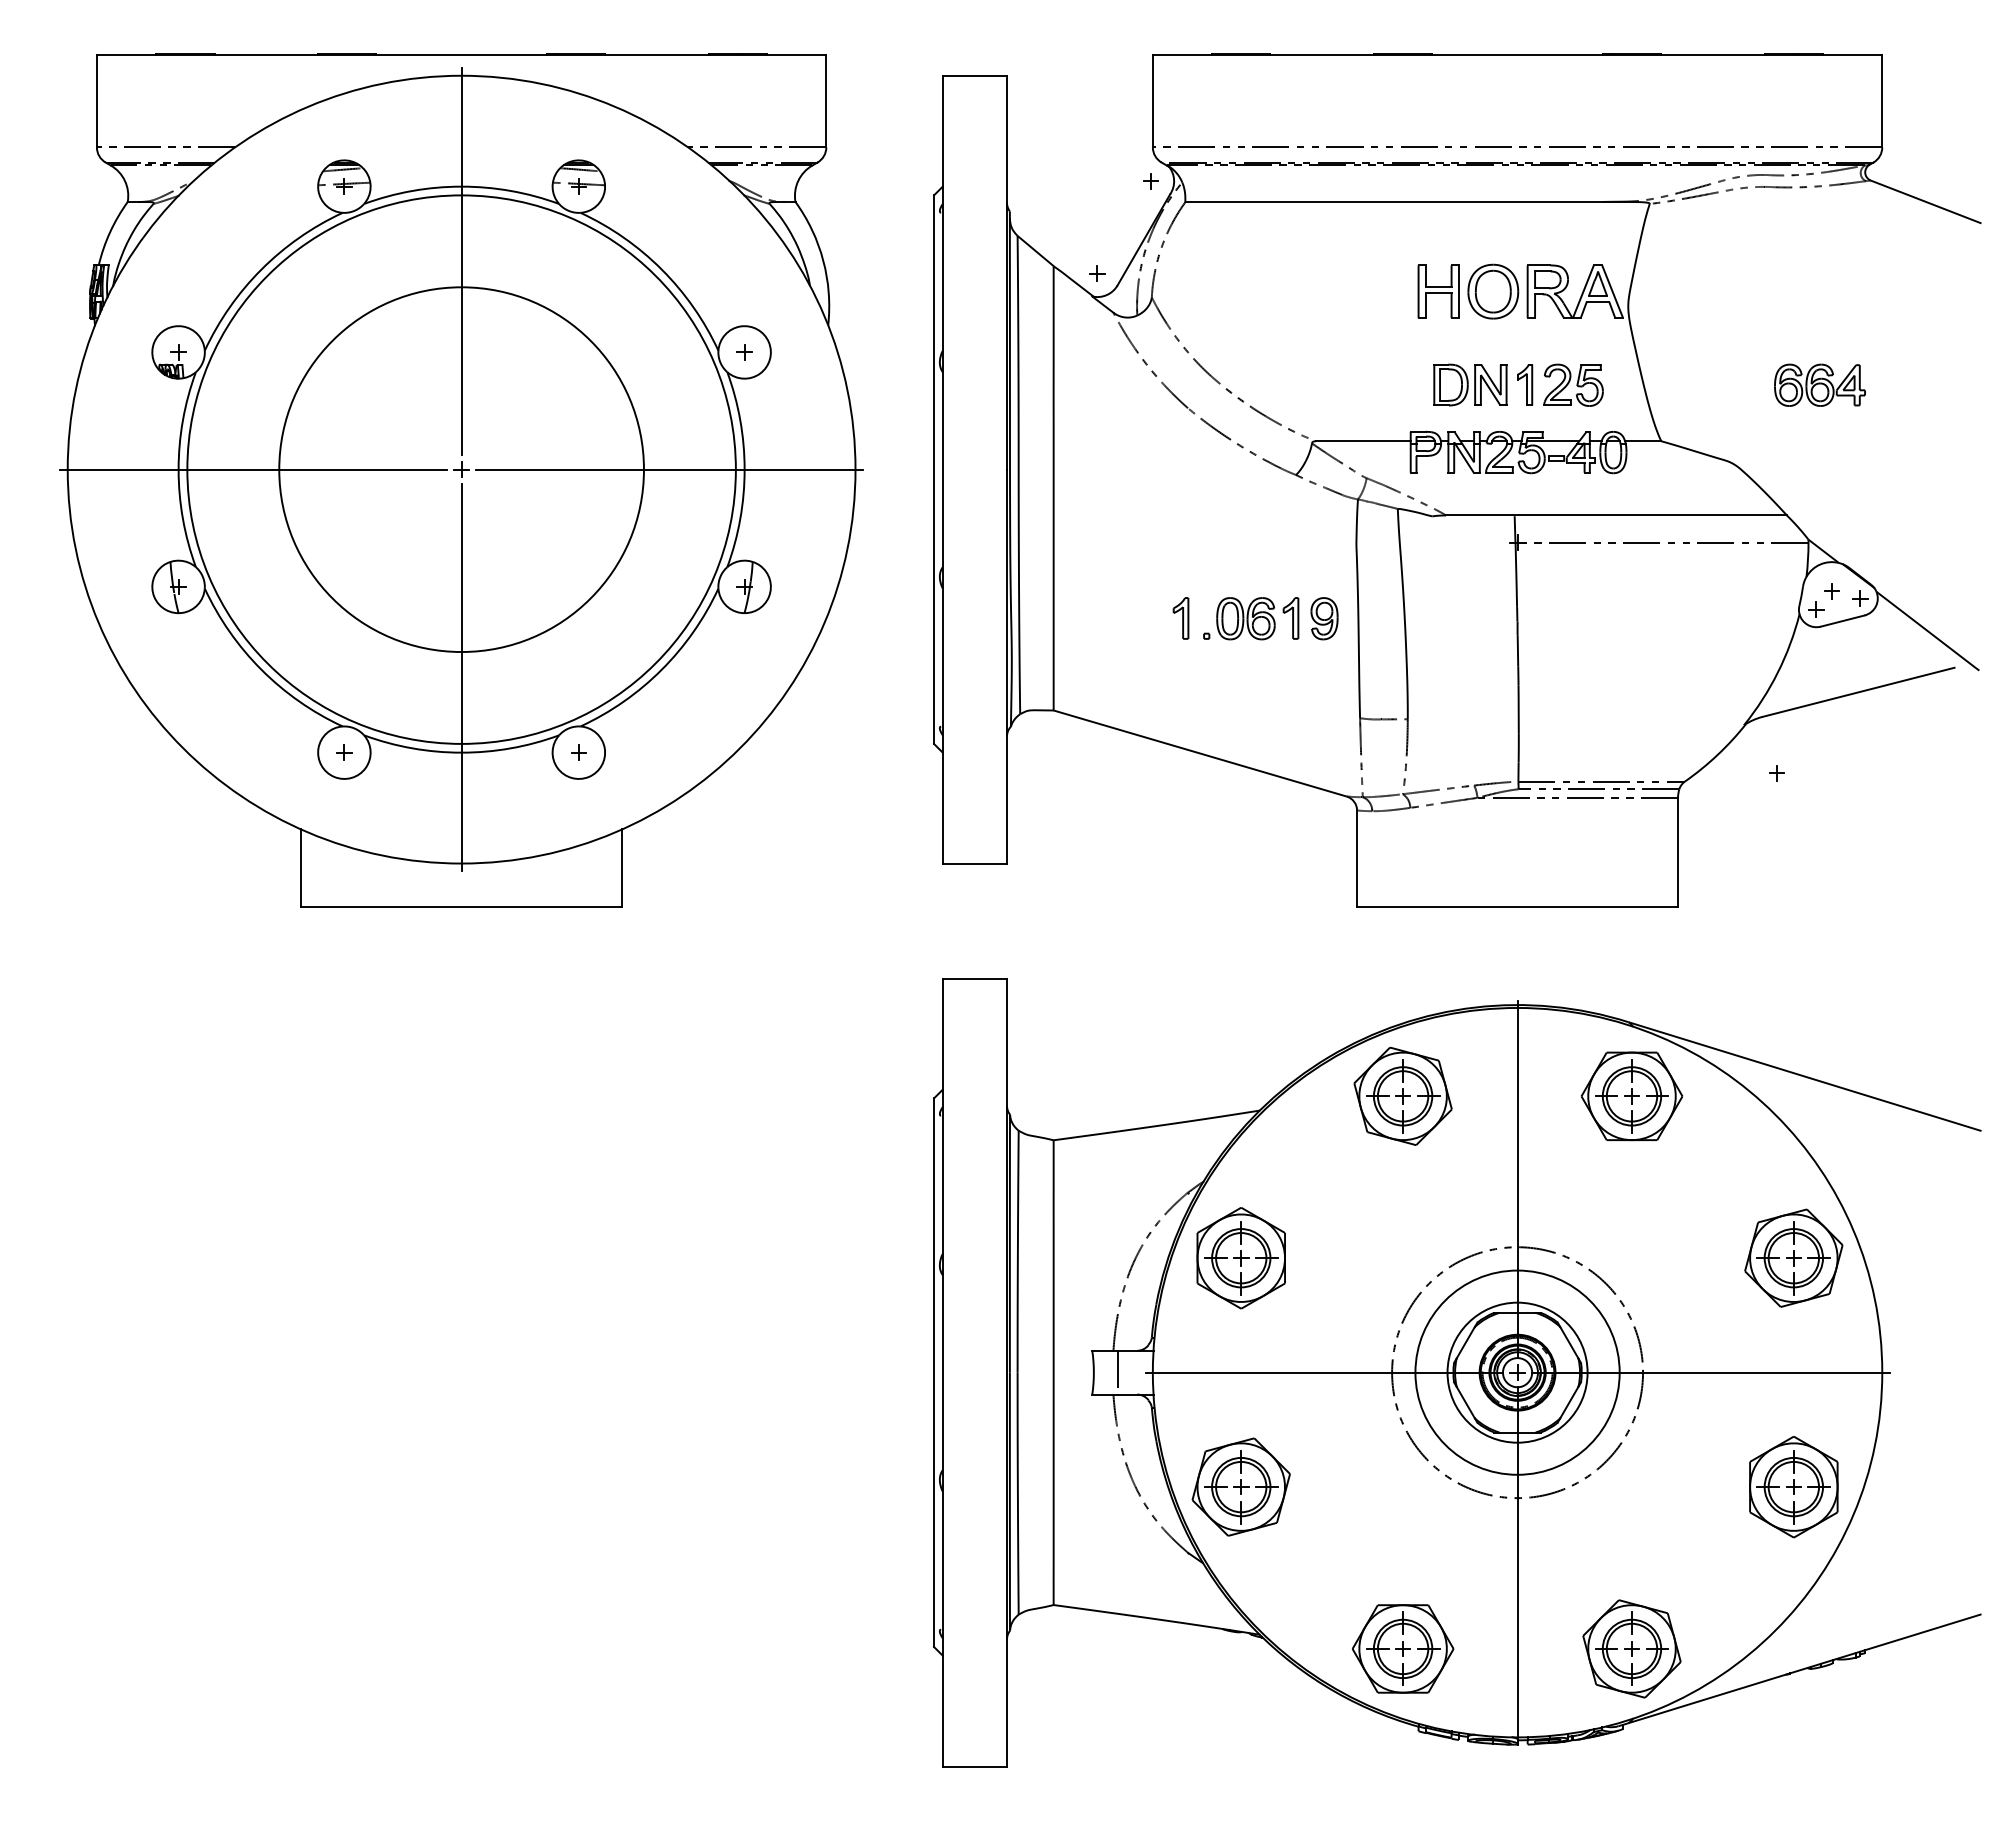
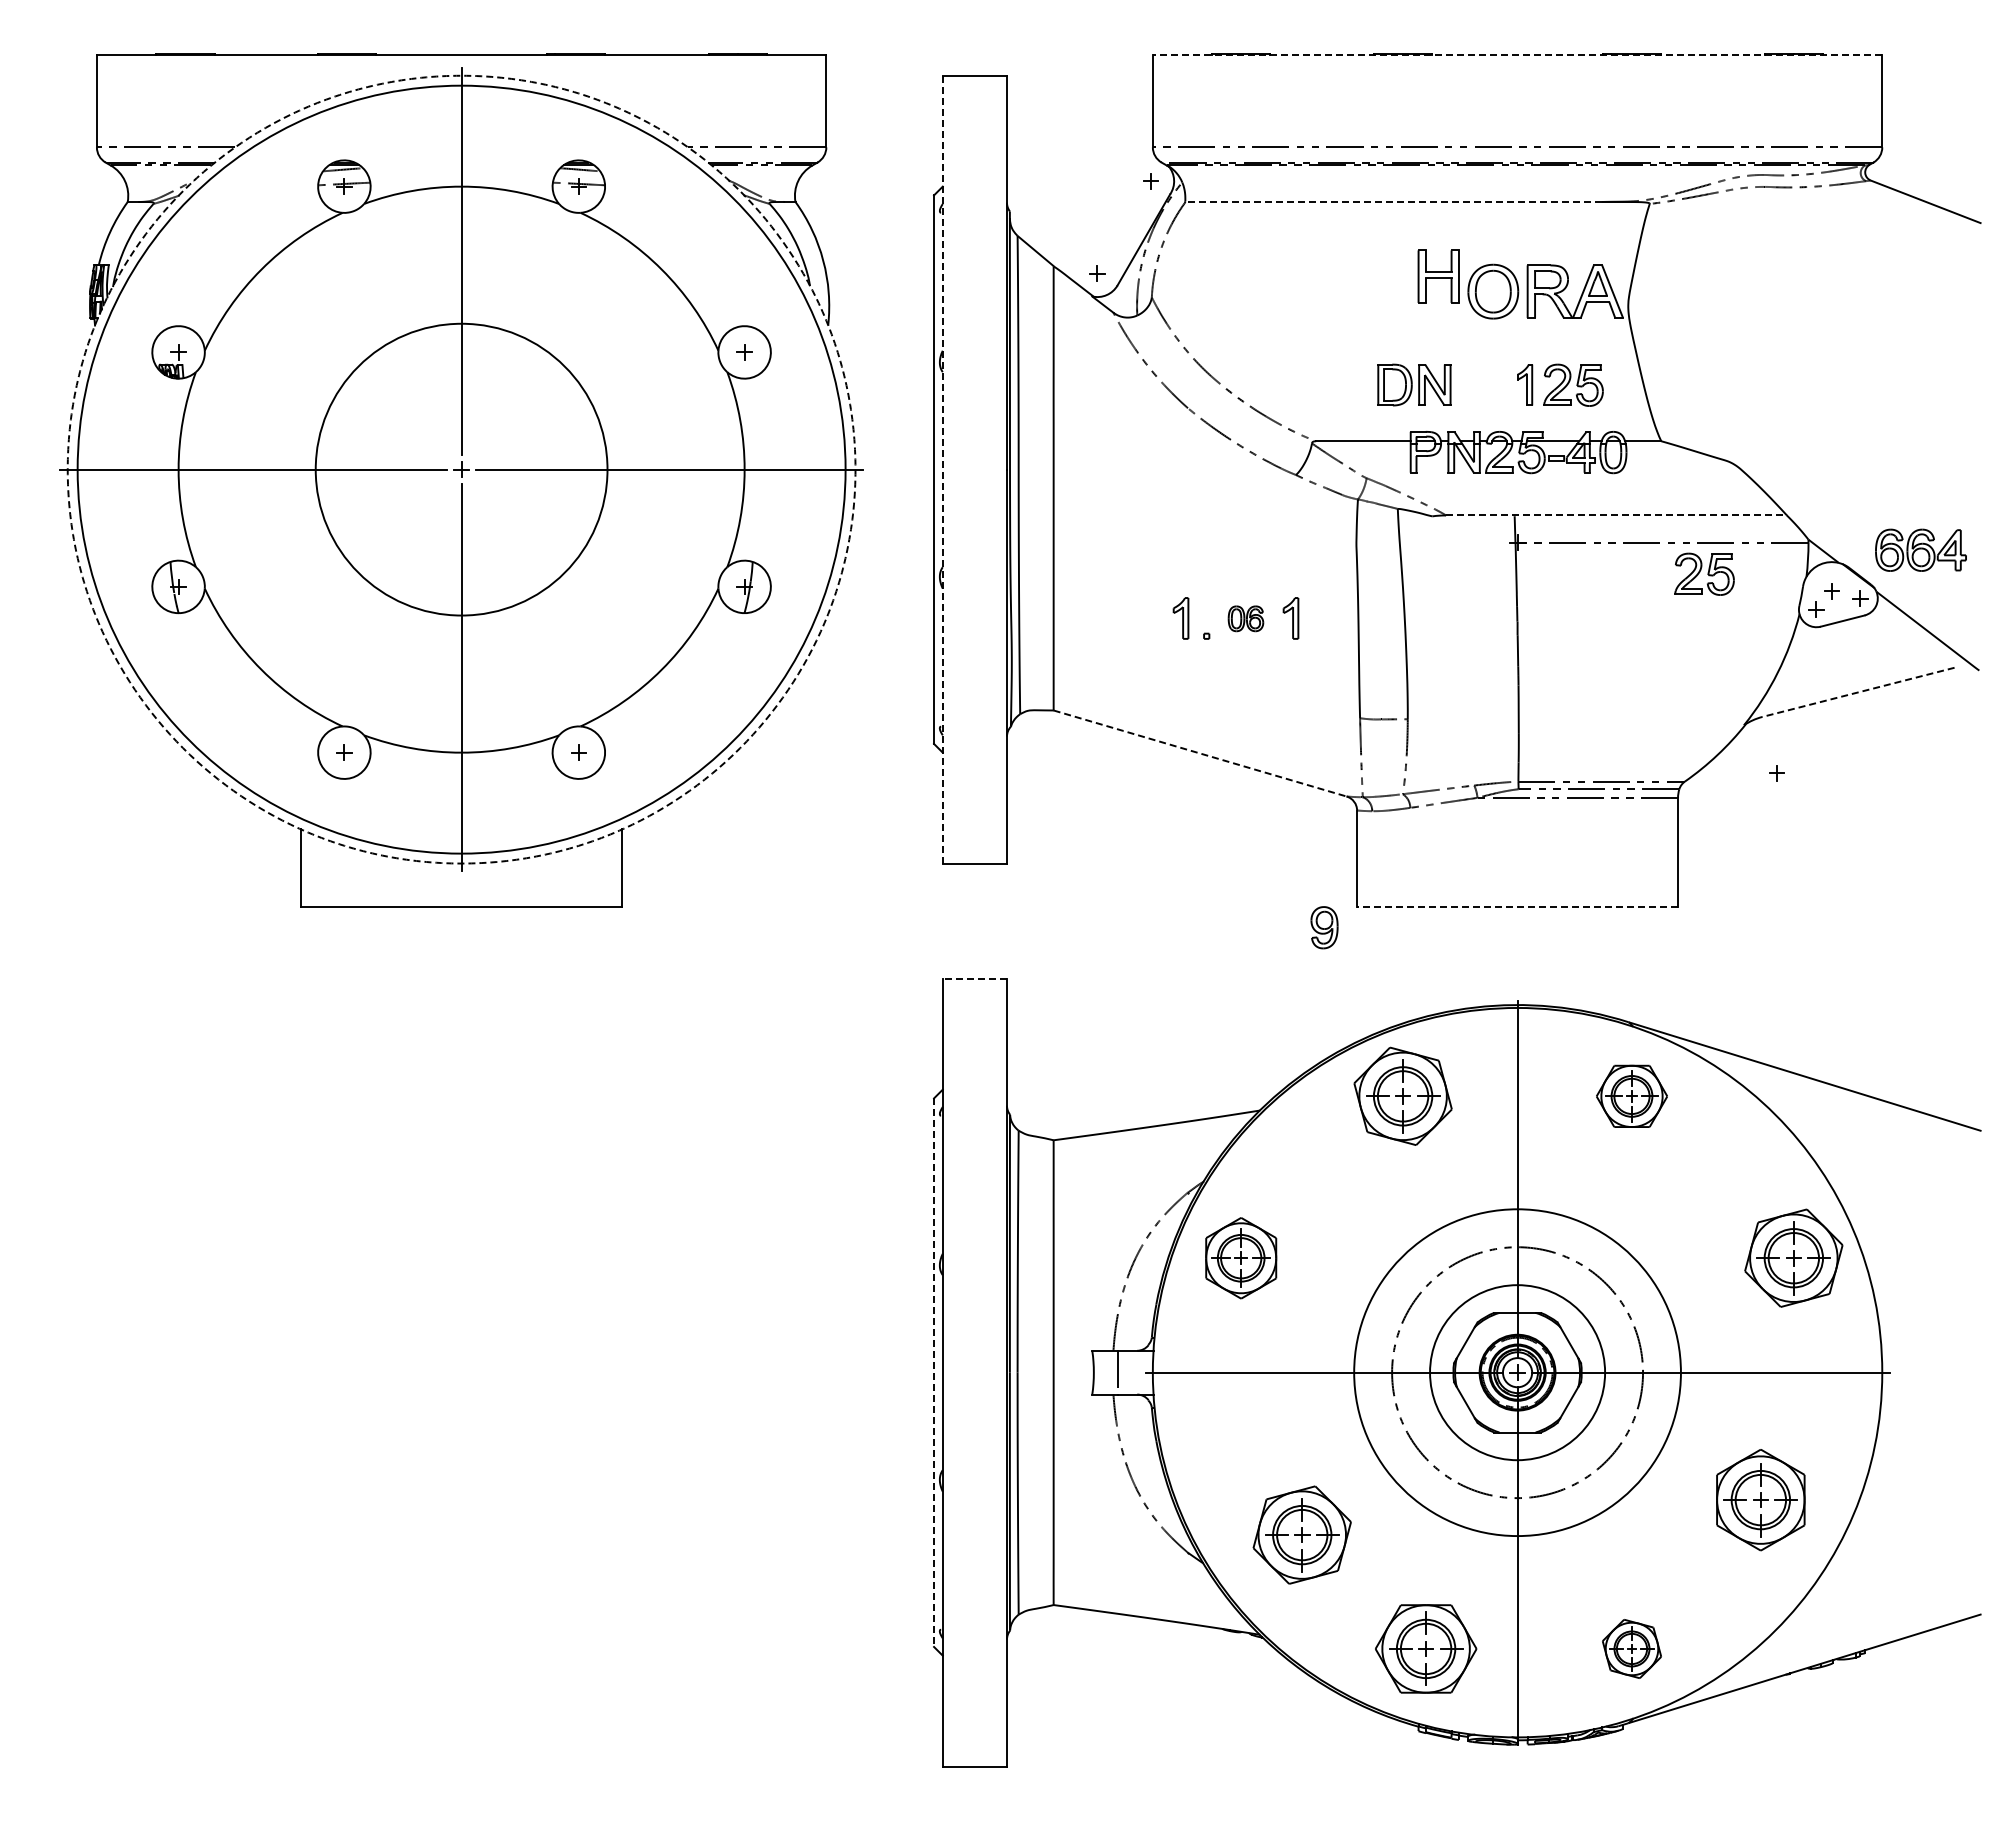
line: solid -> dashed (1517, 55)
line: solid -> dashed (1393, 201)
part position: (1438, 291) -> (1438, 276) (1438, 276)
part position: (1470, 384) -> (1414, 384) (1414, 384)
part position: (1819, 384) -> (1920, 549) (1920, 549)
circle diameter: 365 px -> 292 px (461, 469)
circle diameter: 549 px -> 768 px (461, 469)
circle: solid -> dashed (461, 469)
line: solid -> dashed (942, 469)
line: solid -> dashed (1617, 515)
part: none -> present (1704, 573)
part size: 60x44 px -> 38x28 px (1245, 618)
part position: (1324, 618) -> (1324, 927) (1324, 927)
line: solid -> dashed (1858, 692)
line: solid -> dashed (1199, 753)
line: solid -> dashed (1517, 907)
line: solid -> dashed (974, 978)
part size: 104x91 px -> 72x64 px (1631, 1095)
part size: 90x103 px -> 73x83 px (1241, 1258)
circle diameter: 140 px -> 175 px (1517, 1372)
circle diameter: 204 px -> 327 px (1517, 1372)
line: solid -> dashed (934, 1373)
part position: (1240, 1486) -> (1301, 1534) (1301, 1534)
part position: (1793, 1487) -> (1760, 1500) (1760, 1500)
part position: (1403, 1648) -> (1426, 1648) (1426, 1648)
part size: 100x100 px -> 60x60 px (1631, 1648)
